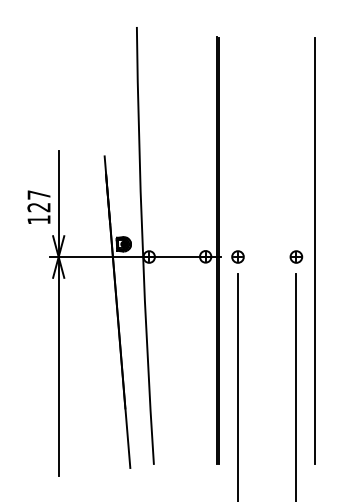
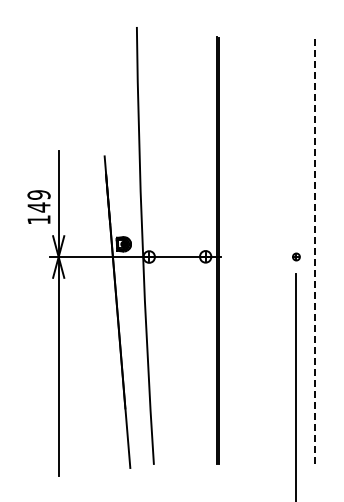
text: 127 -> 149 (38, 201)
line: solid -> dashed (314, 250)
part: present -> none (237, 256)
part size: 15x14 px -> 9x10 px (296, 256)
line: present -> none (238, 385)
